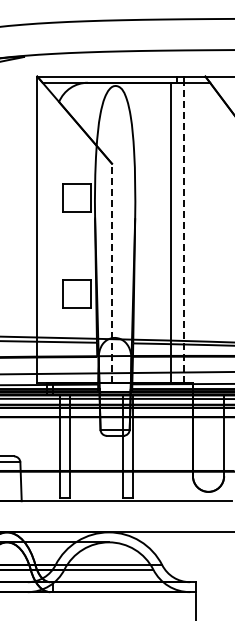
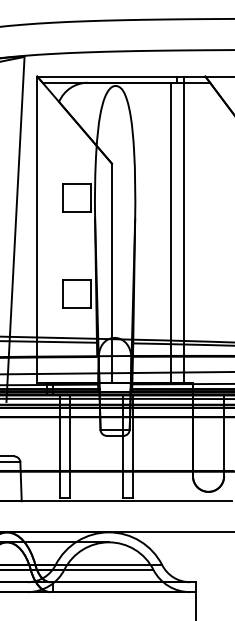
line: none -> present (15, 228)
line: dashed -> solid (183, 232)
line: dashed -> solid (112, 273)
